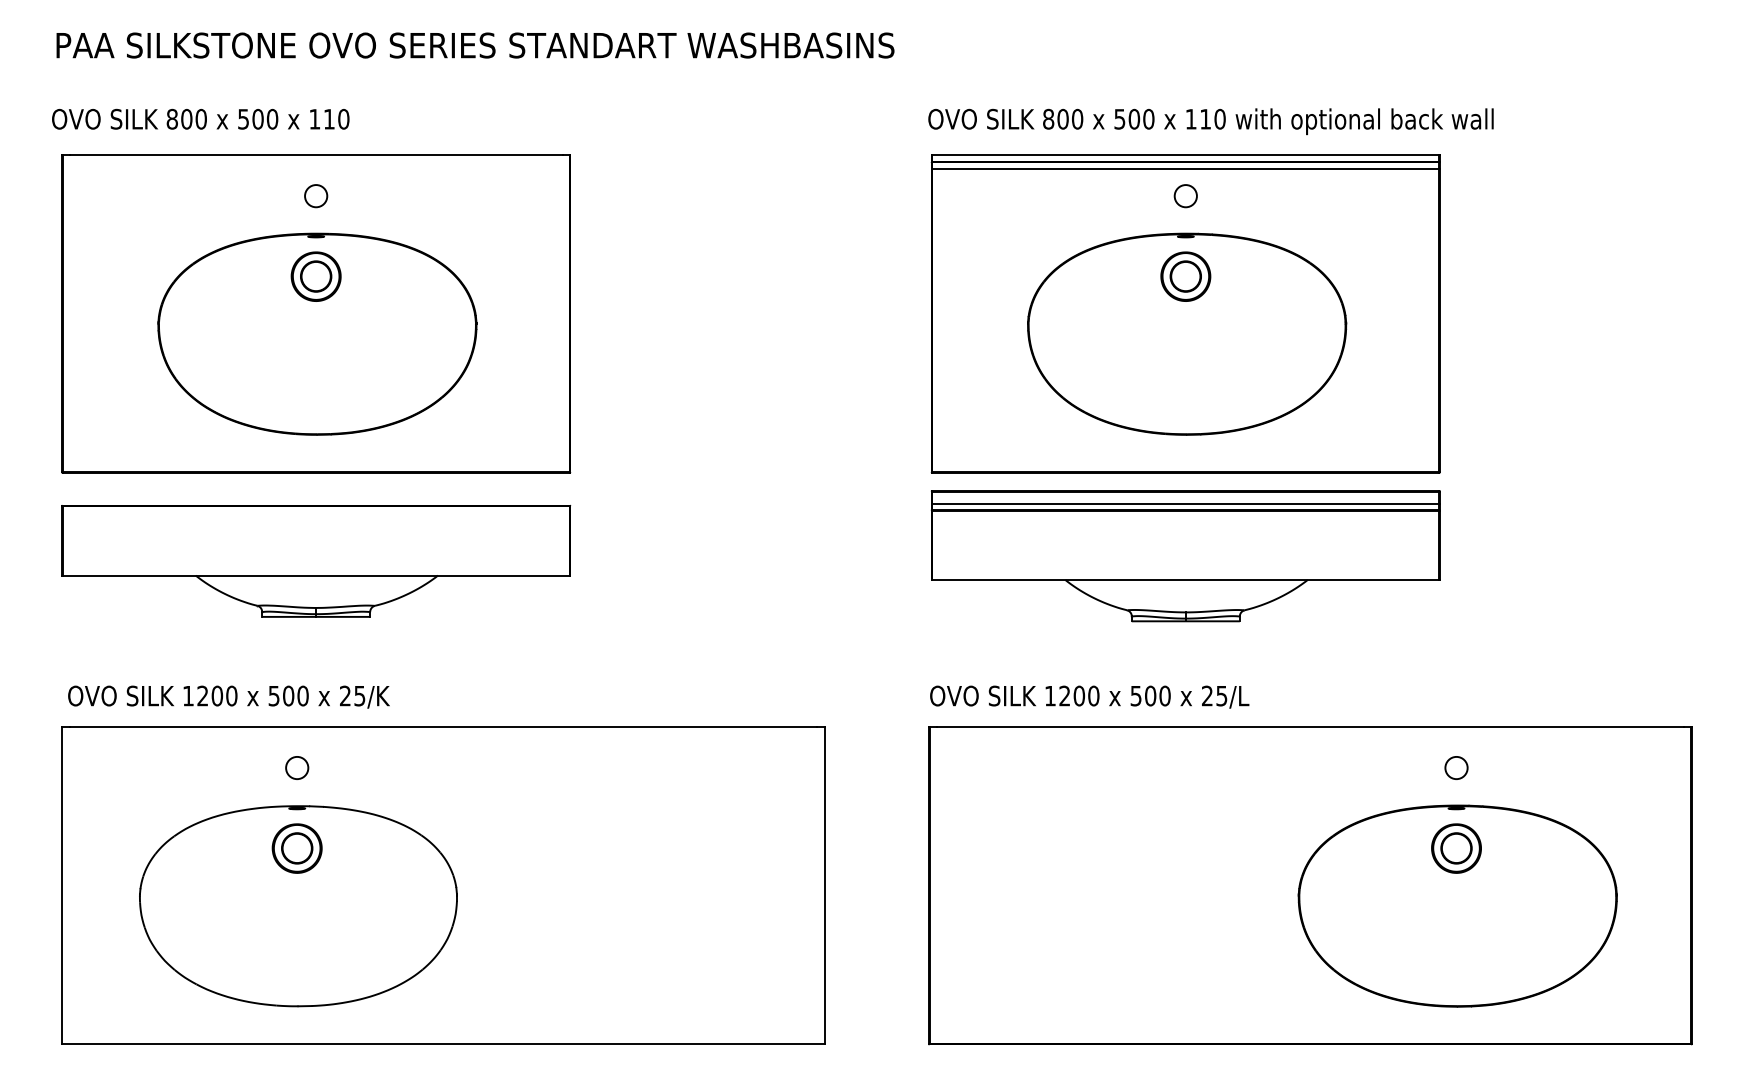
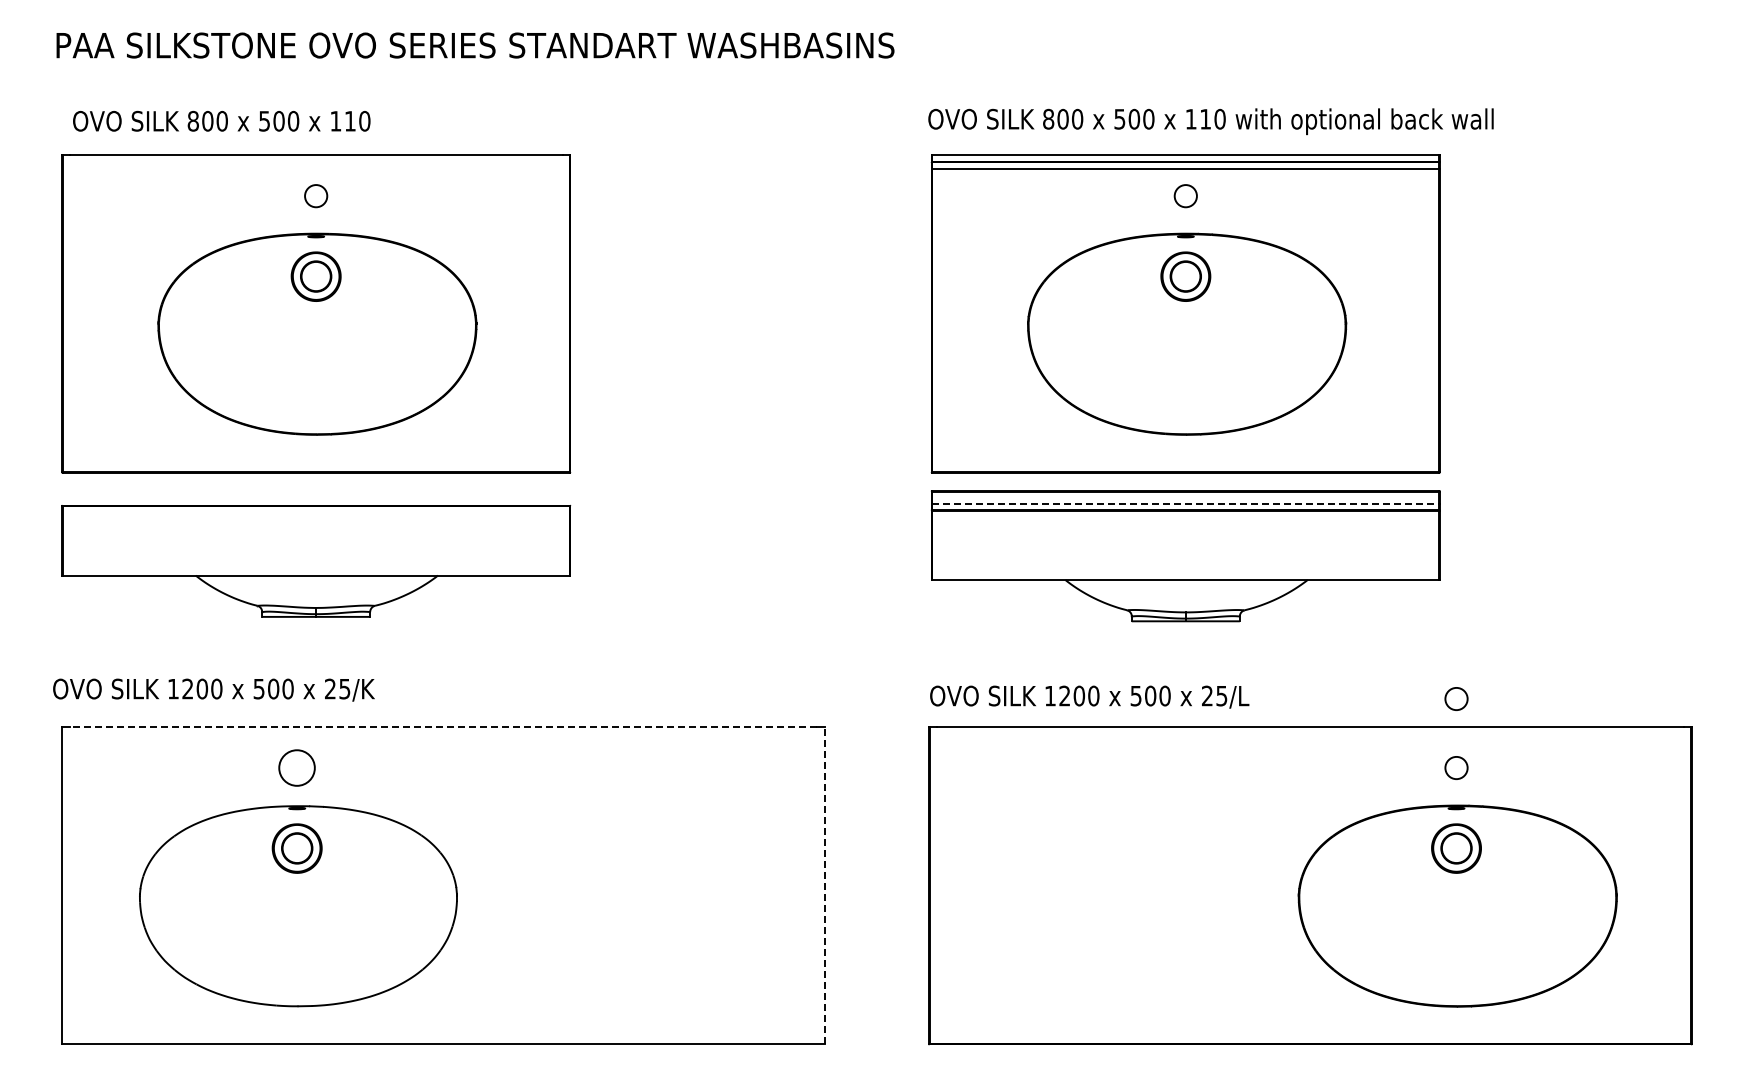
text position: (200, 118) -> (221, 120) (221, 120)
line: solid -> dashed (1185, 503)
text position: (228, 696) -> (213, 689) (213, 689)
circle: none -> present (1456, 698)
line: solid -> dashed (443, 726)
circle size: 25x24 px -> 38x38 px (296, 767)
line: solid -> dashed (824, 885)
